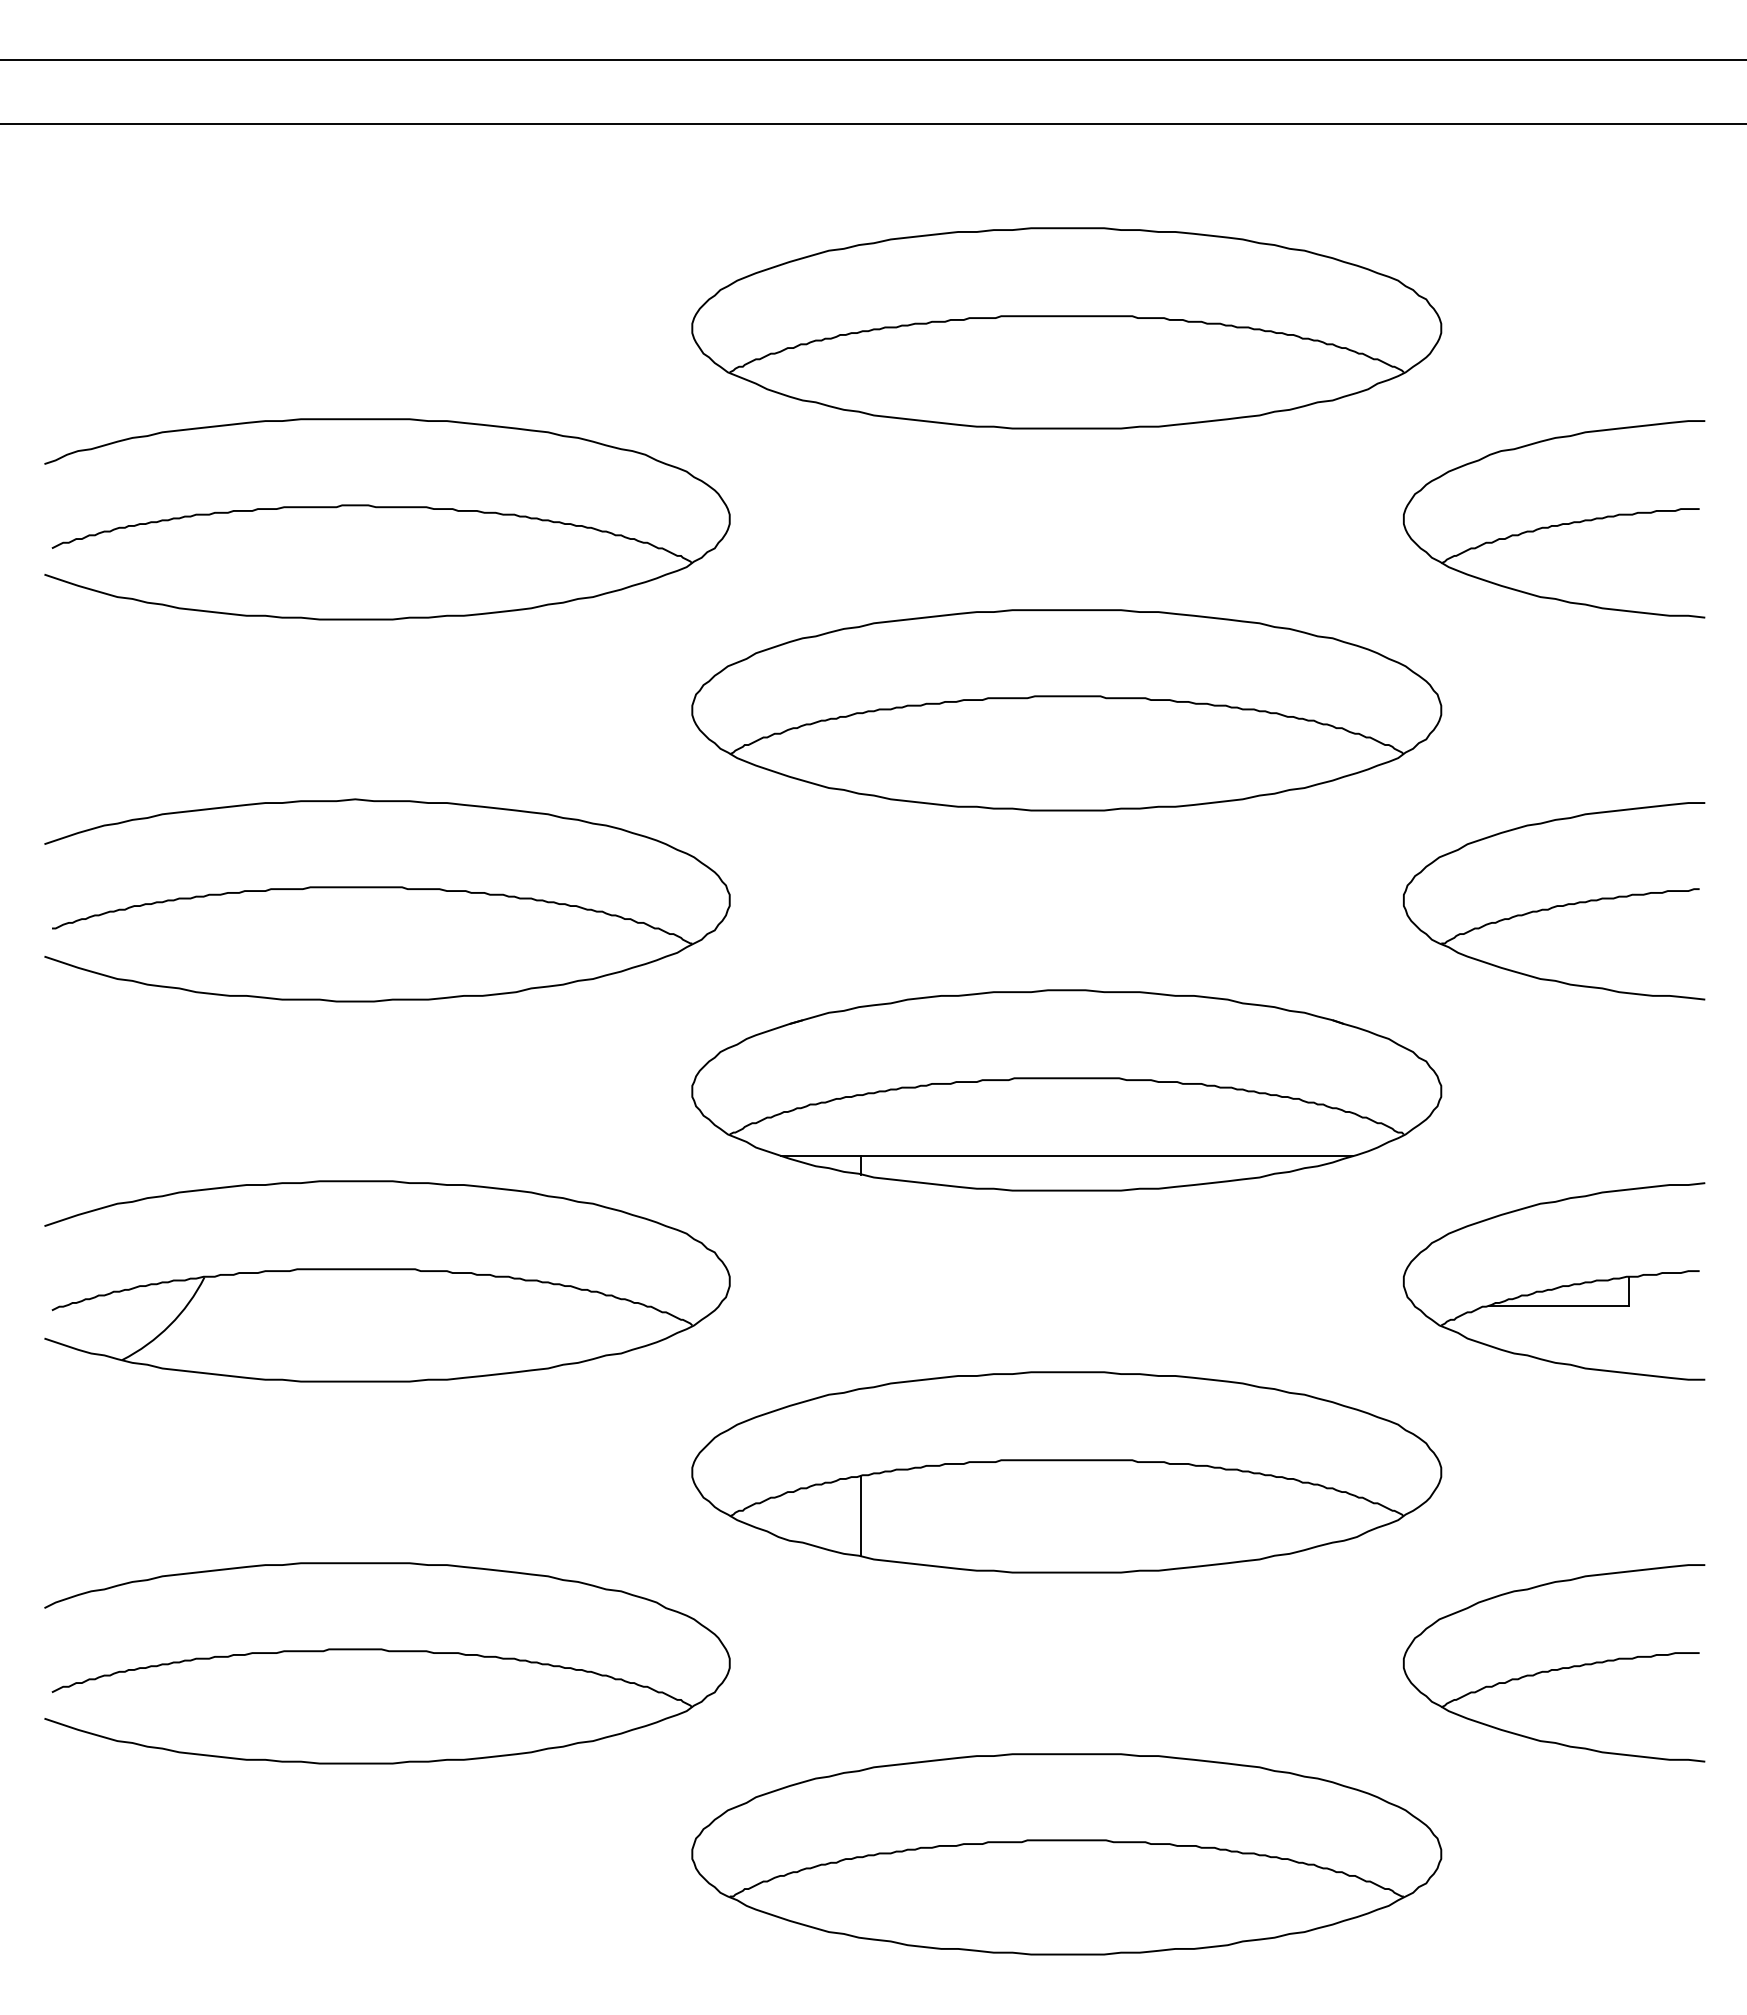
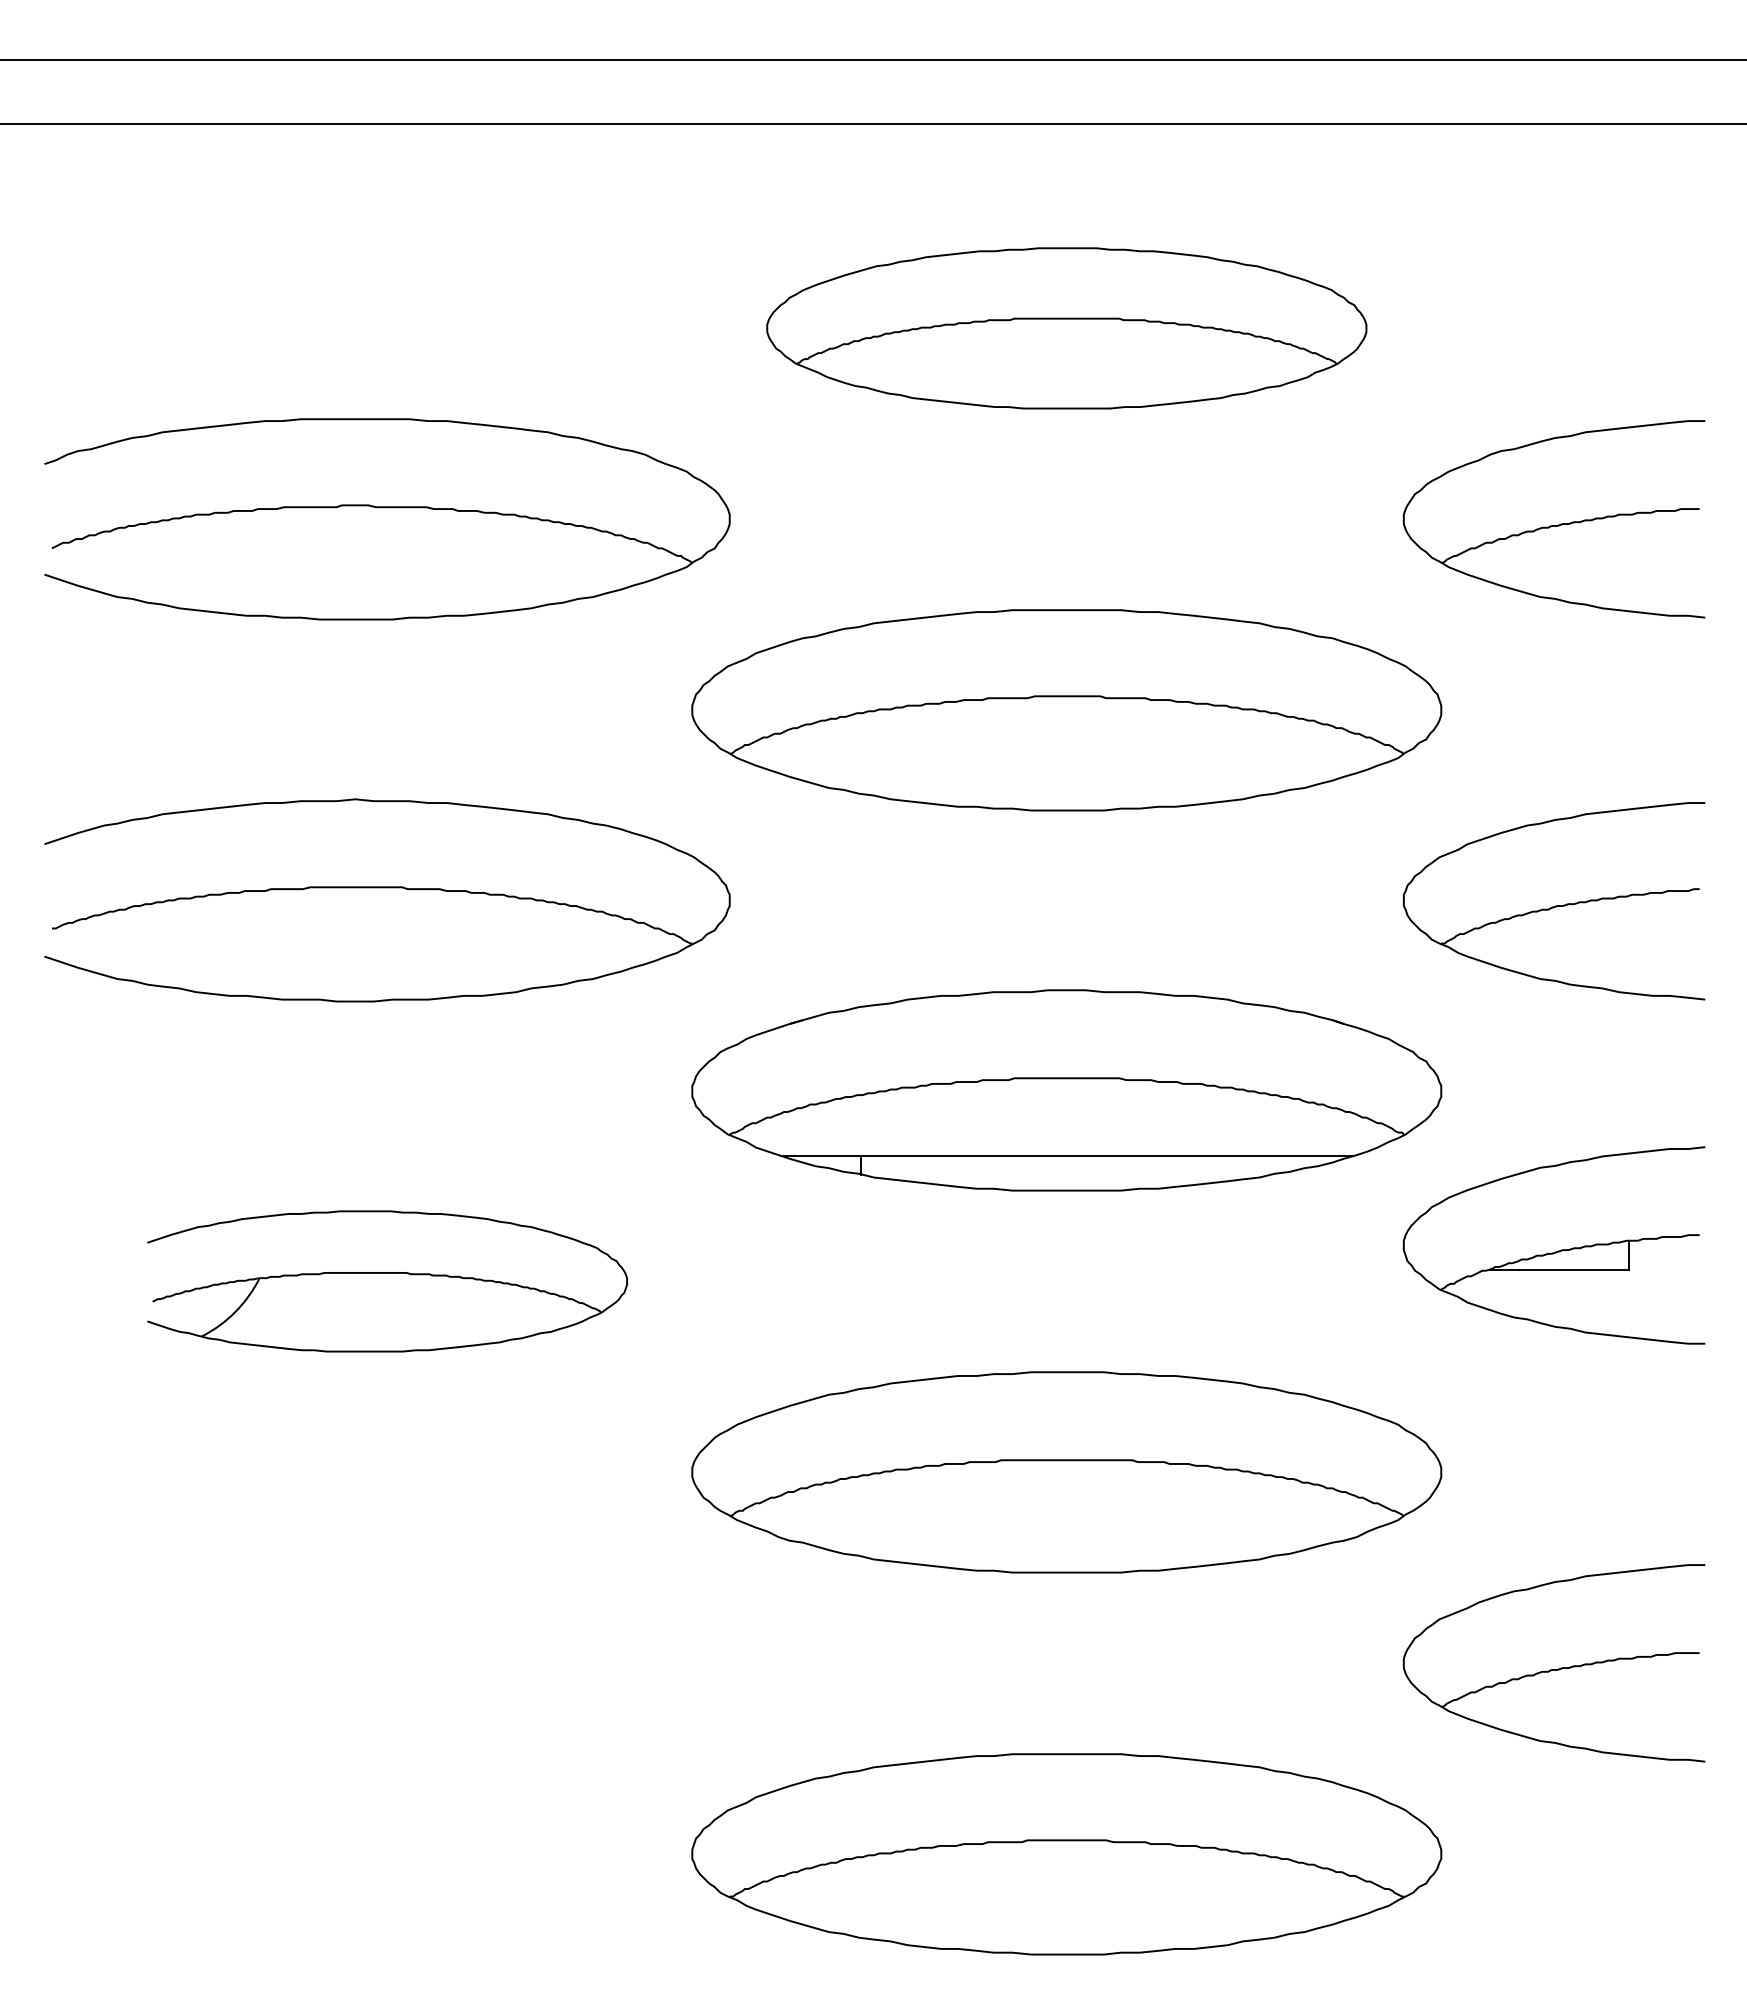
part size: 752x203 px -> 602x163 px (1066, 328)
part size: 687x203 px -> 481x143 px (387, 1281)
part position: (1555, 1287) -> (1555, 1251) (1555, 1251)
line: present -> none (861, 1516)
part: present -> none (389, 1652)
